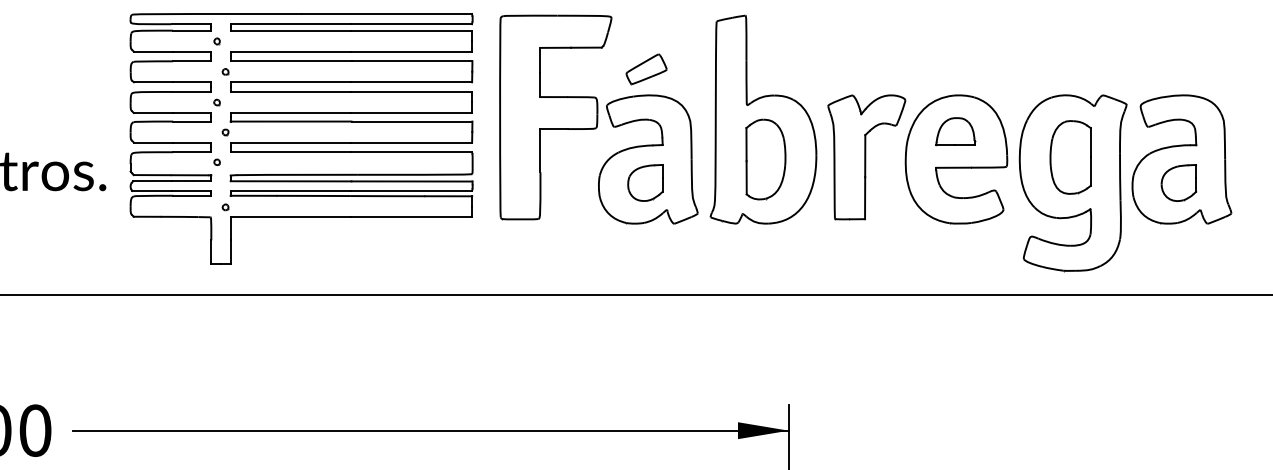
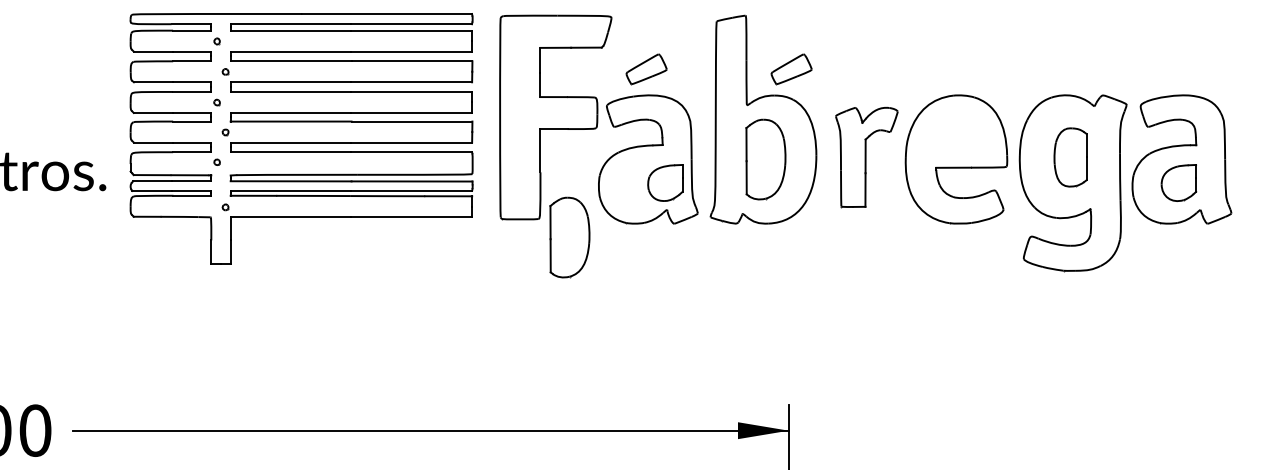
part: none -> present (791, 69)
part: present -> none (955, 131)
part size: 80x127 px -> 64x103 px (866, 157)
part size: 43x75 px -> 35x61 px (1070, 157)
part position: (645, 182) -> (665, 182) (665, 182)
part: none -> present (569, 237)
line: present -> none (635, 294)
